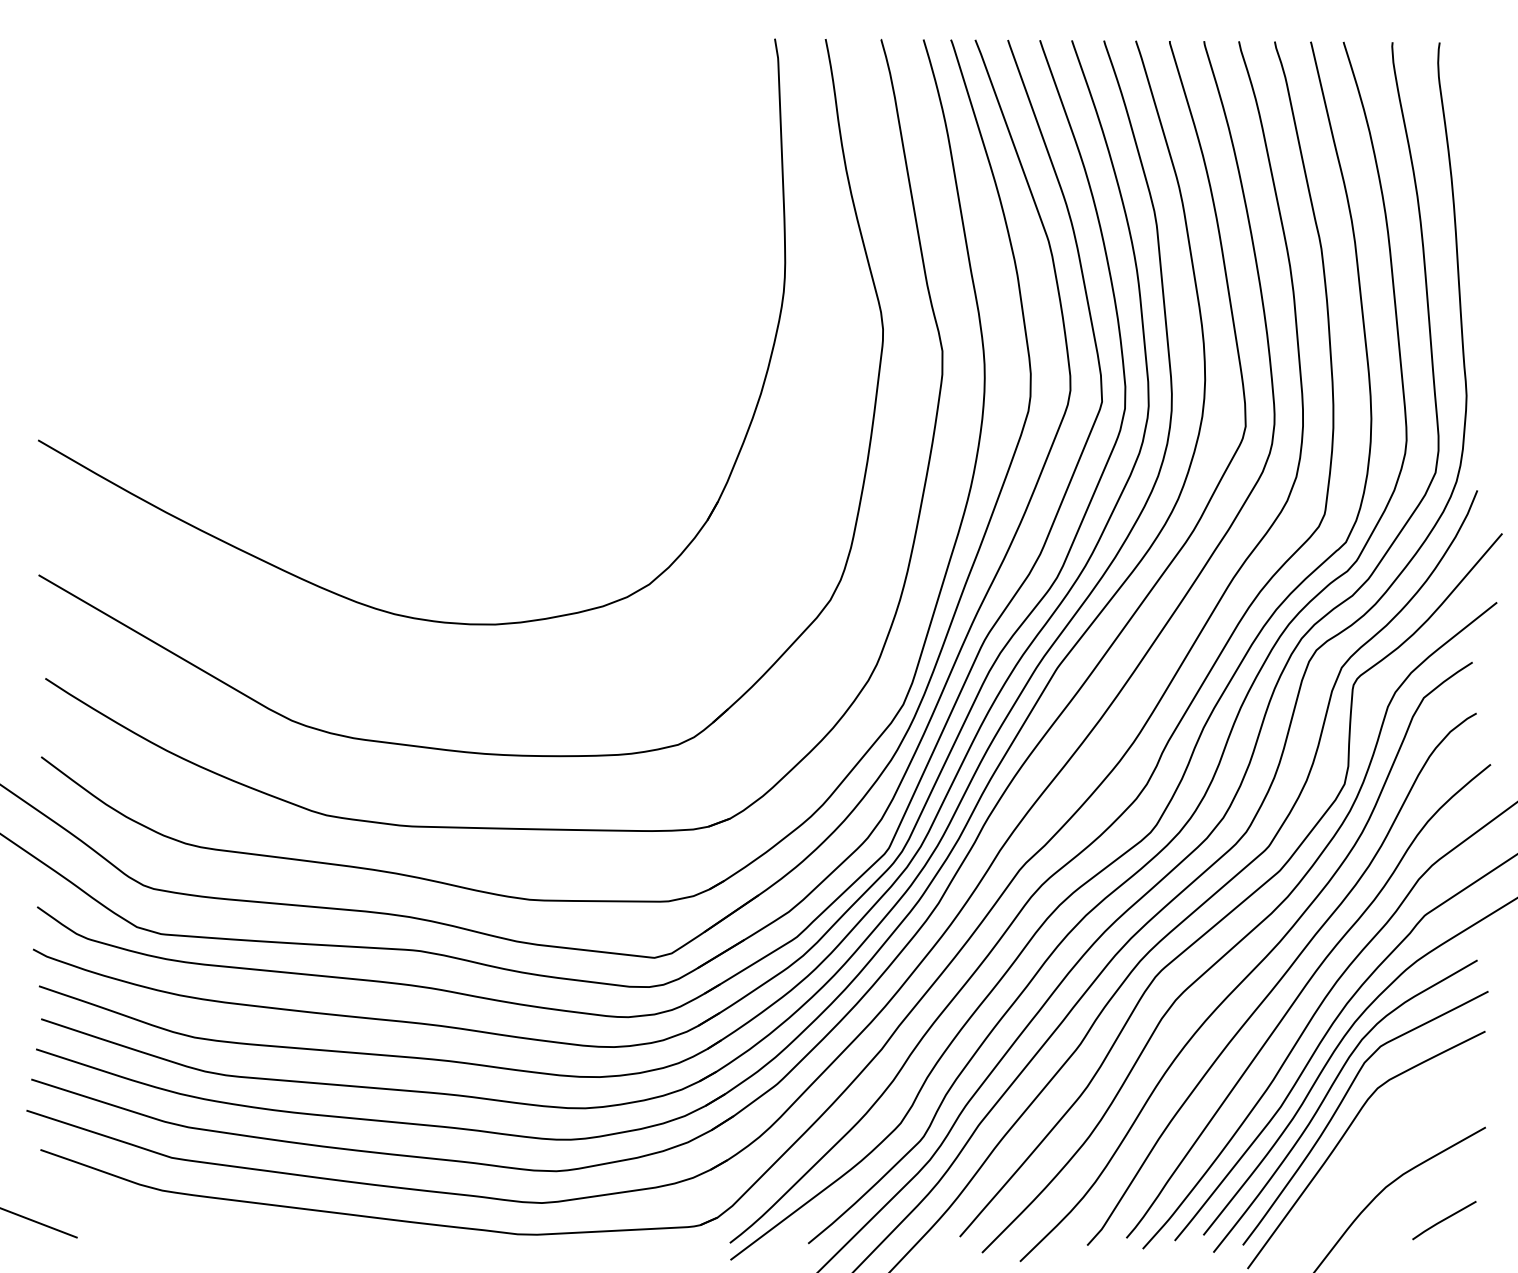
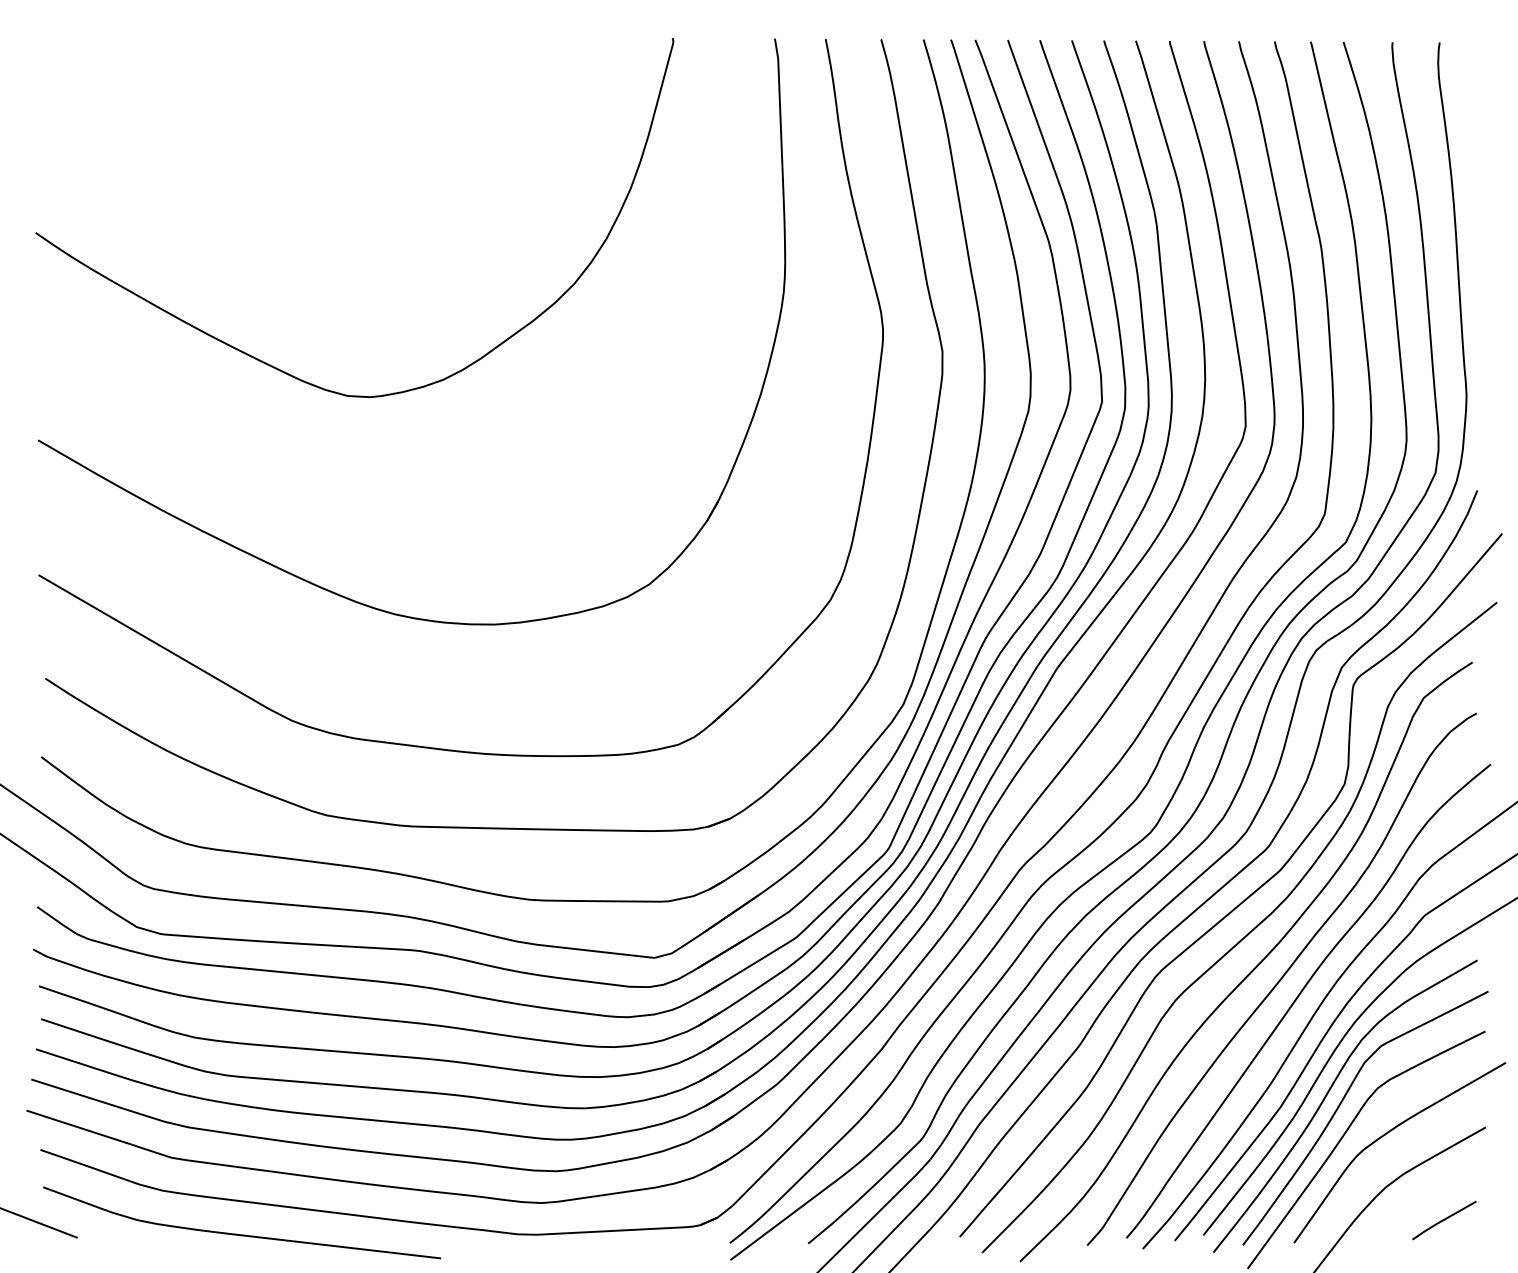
curve: none -> present (287, 372)
curve: none -> present (1388, 1133)
curve: none -> present (242, 1234)
